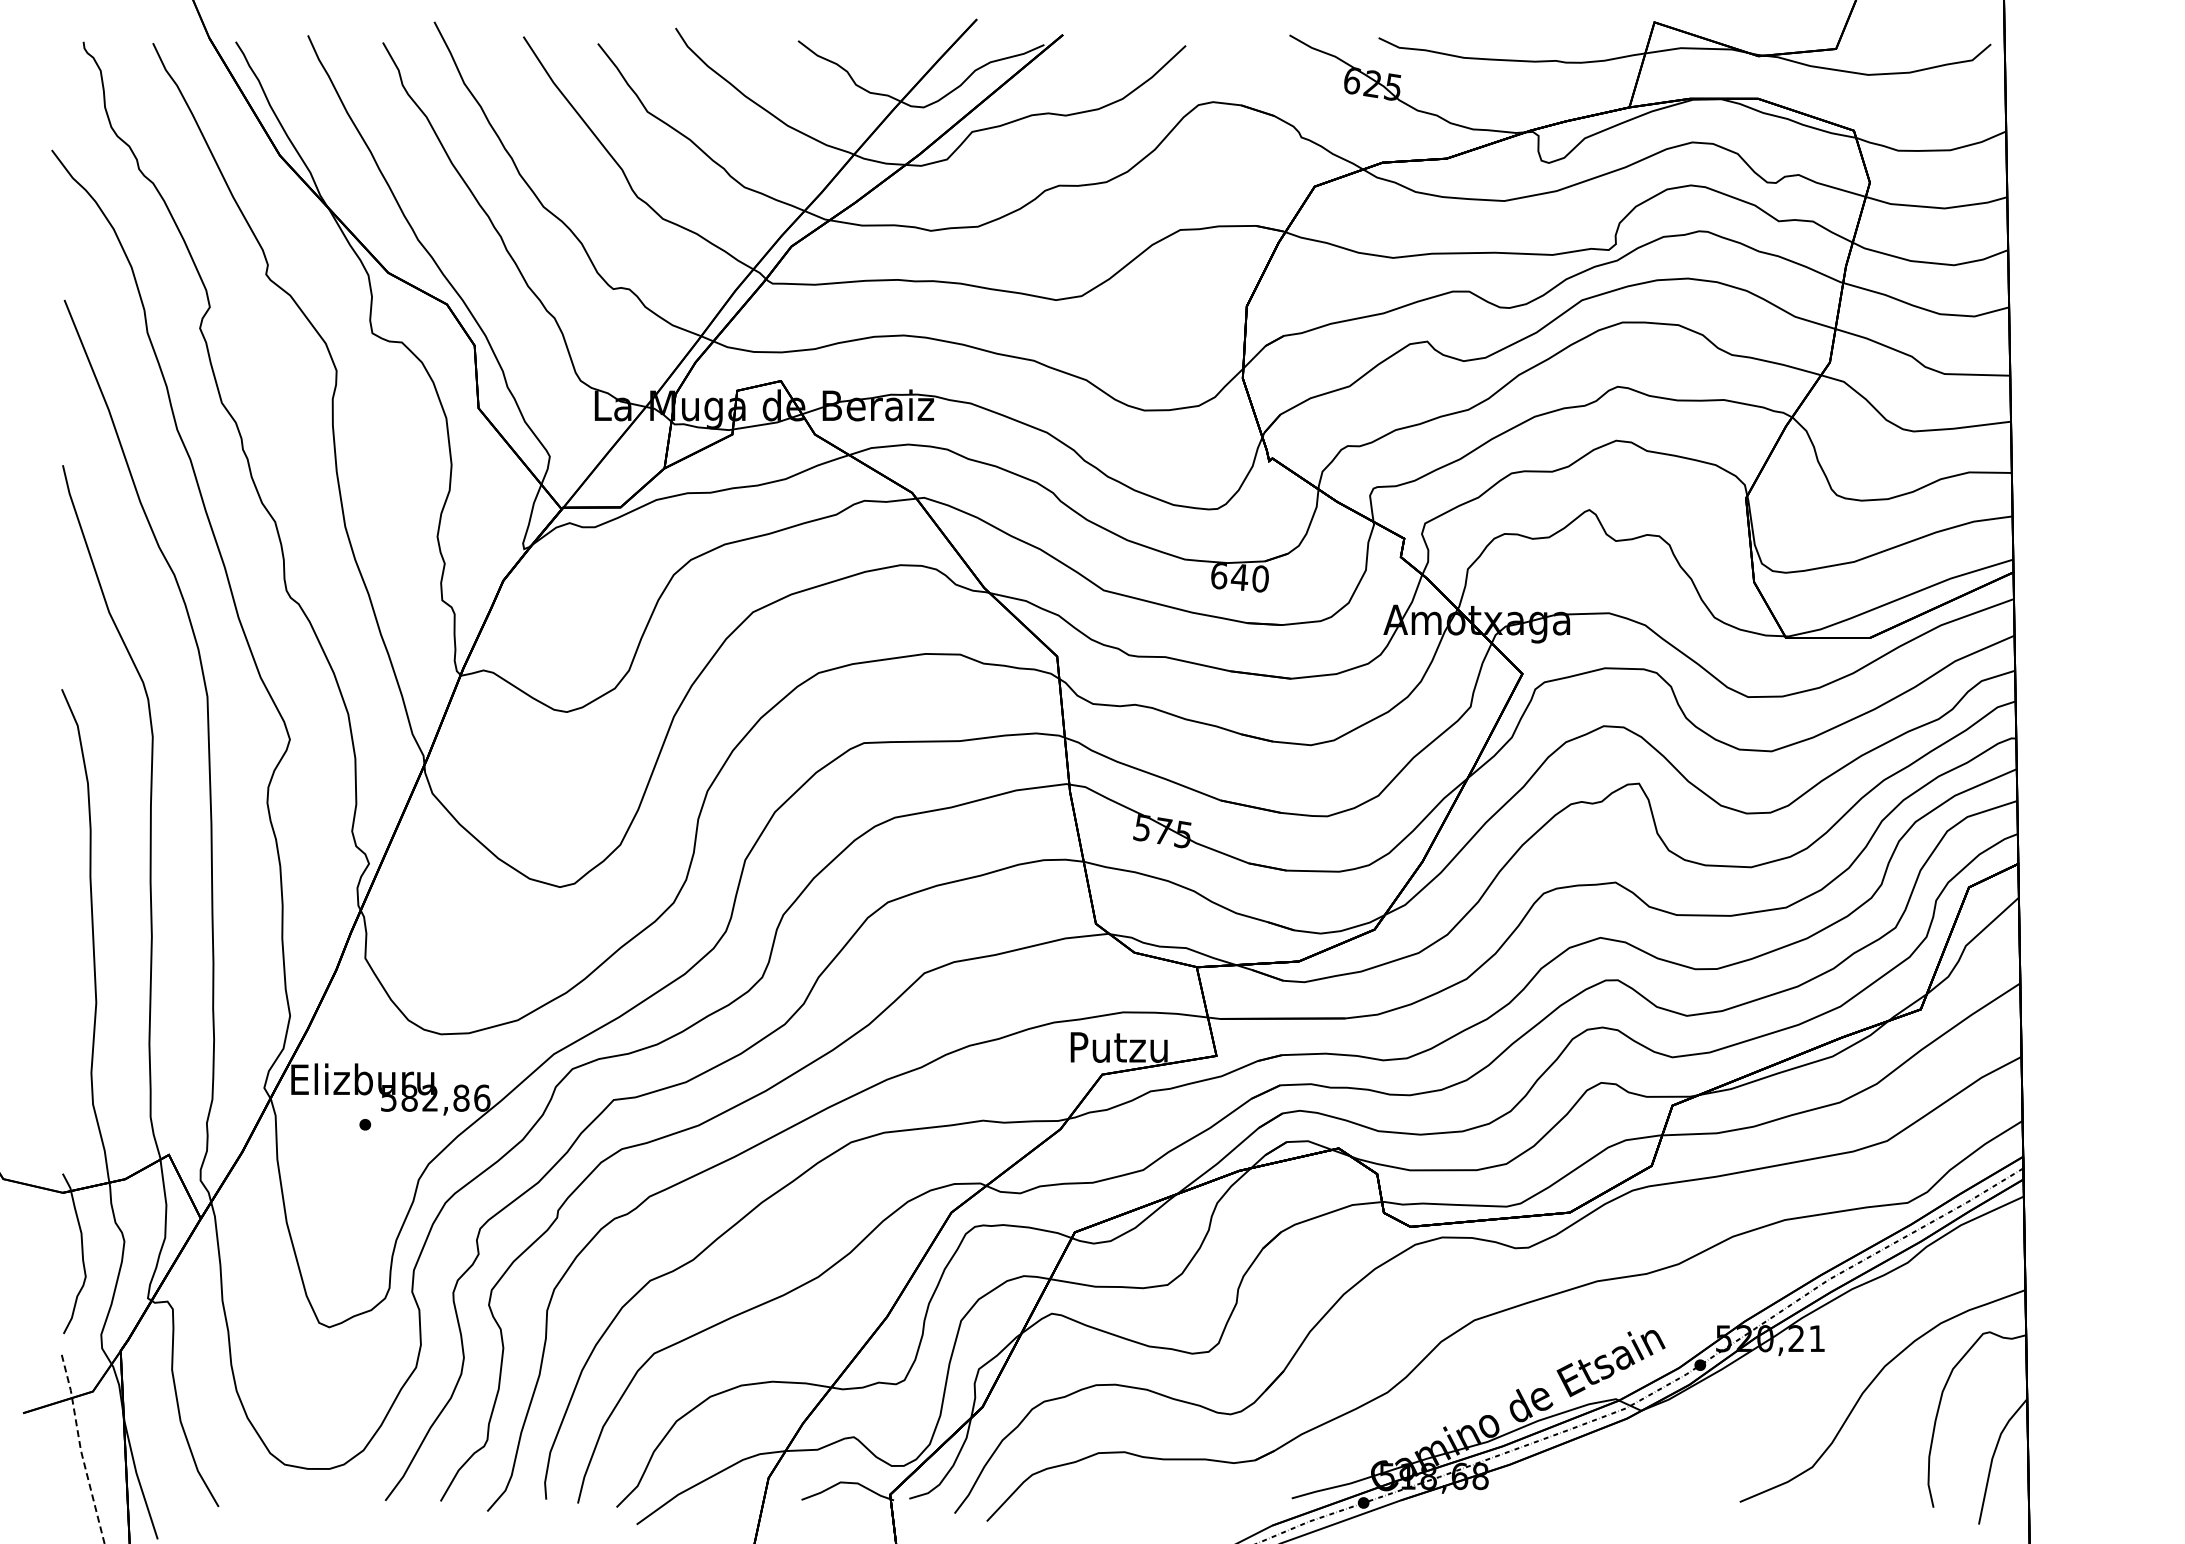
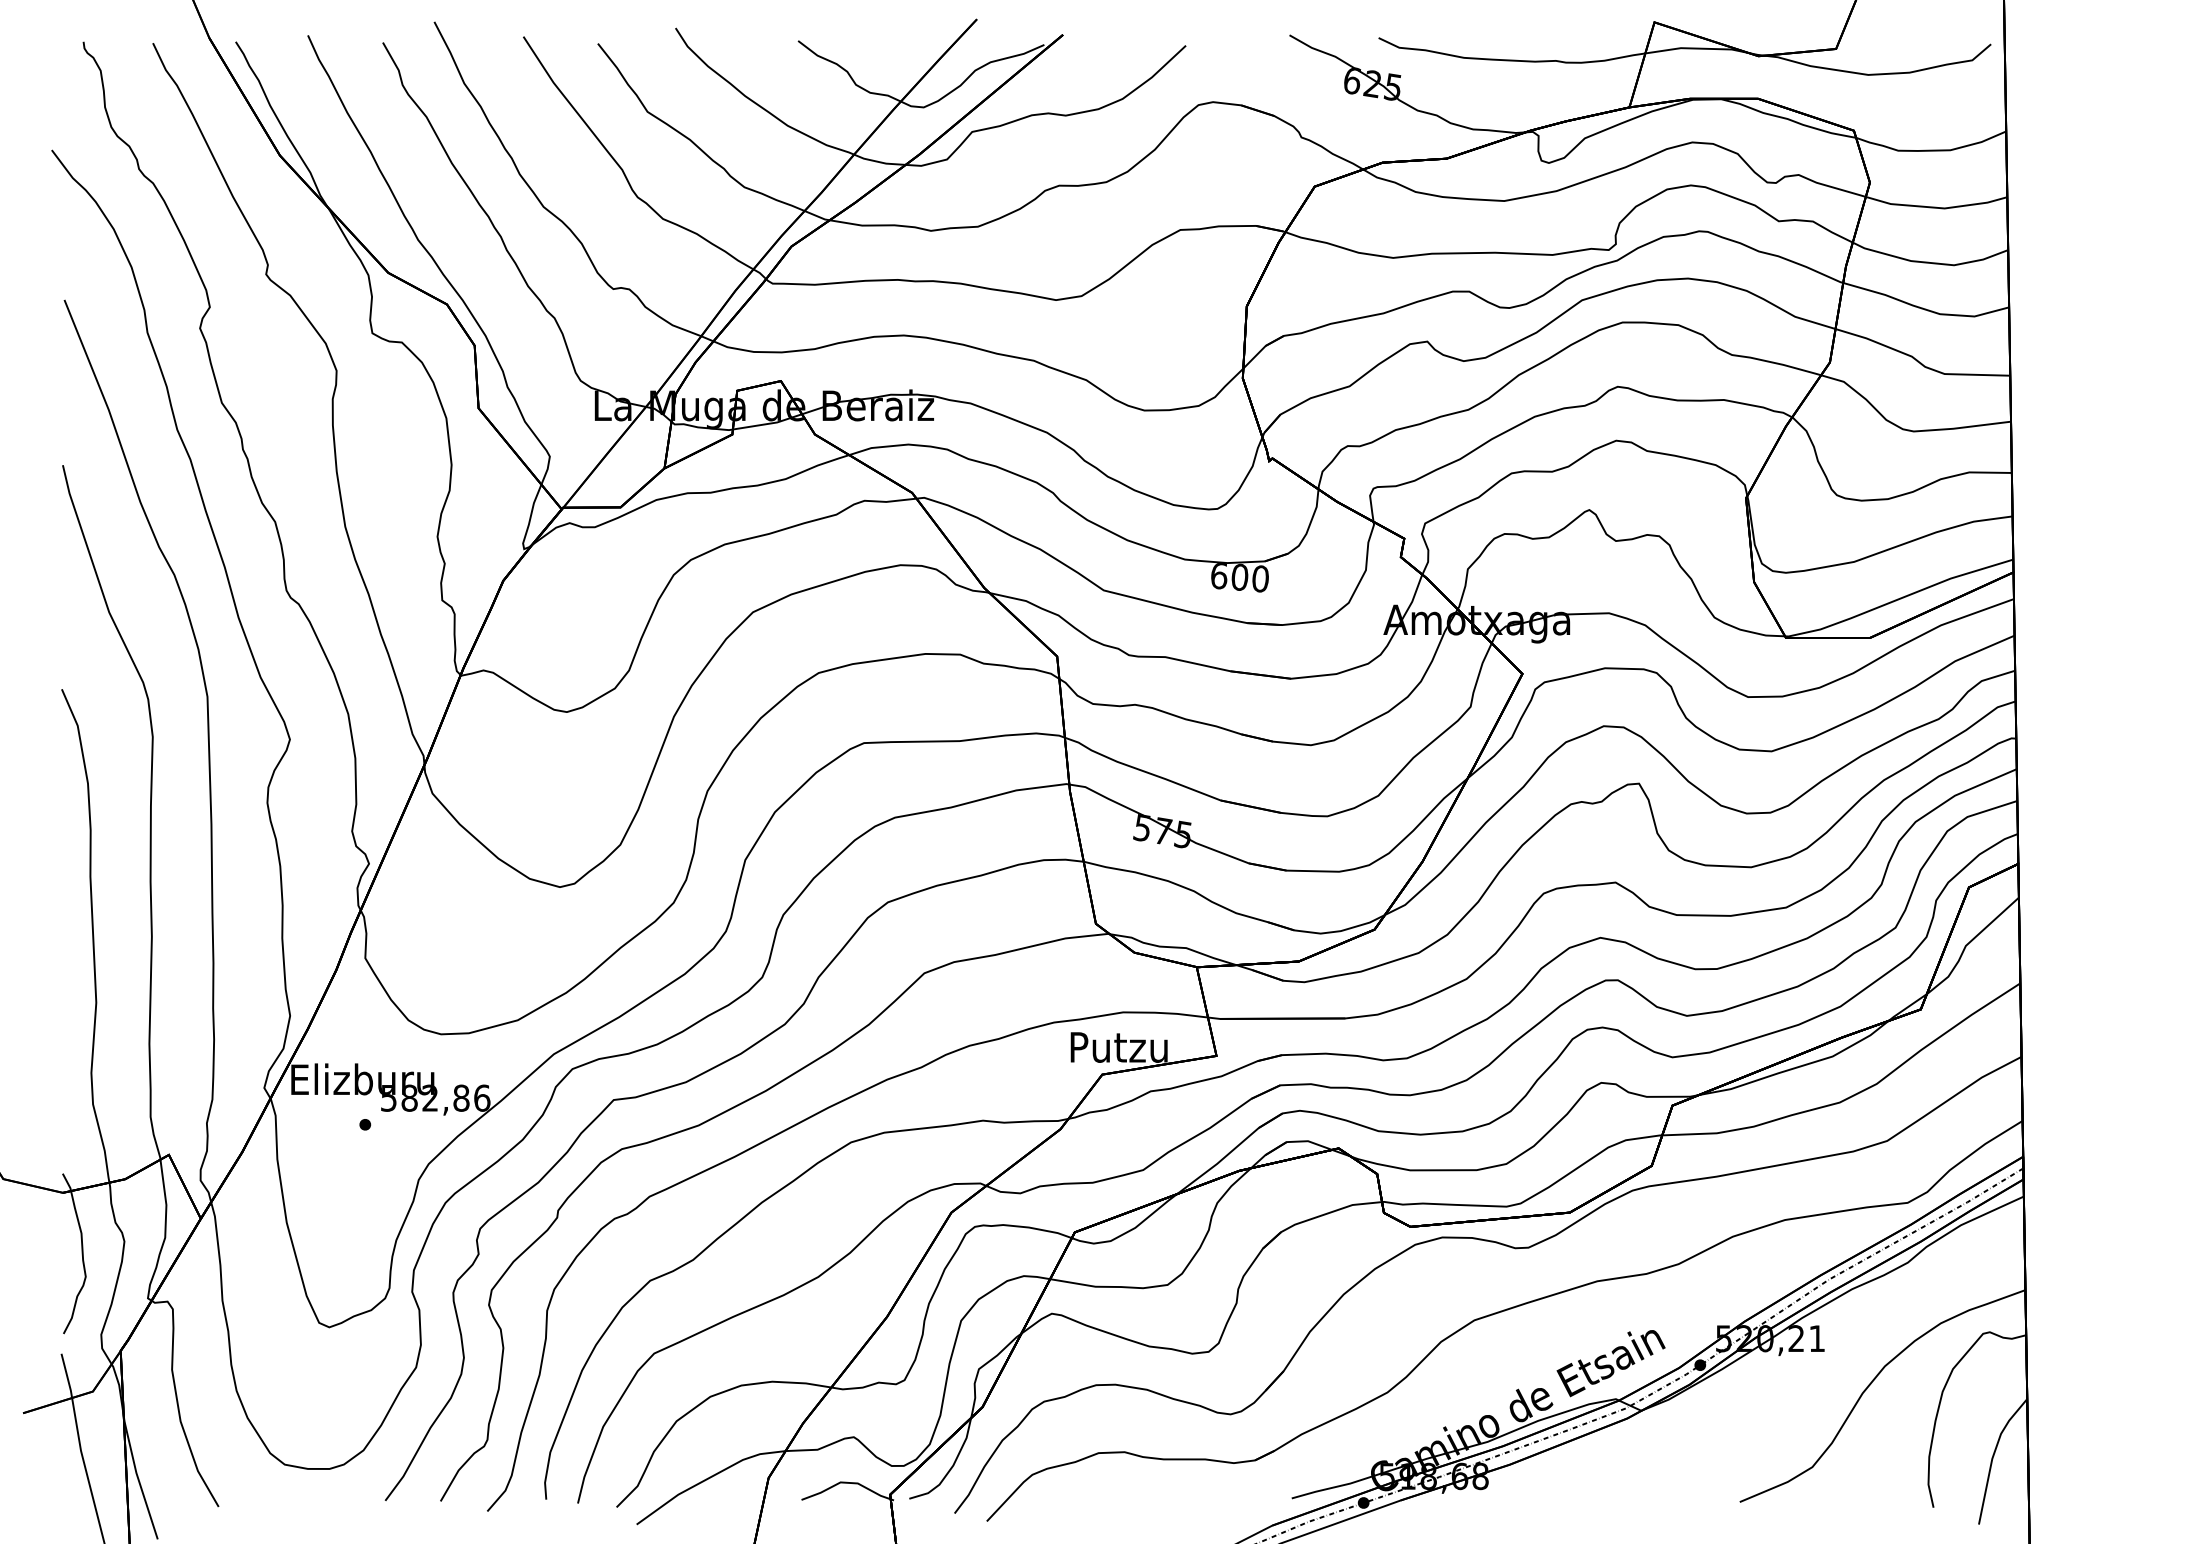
text: 640 -> 600 (1239, 576)
line: dashed -> solid (80, 1447)
